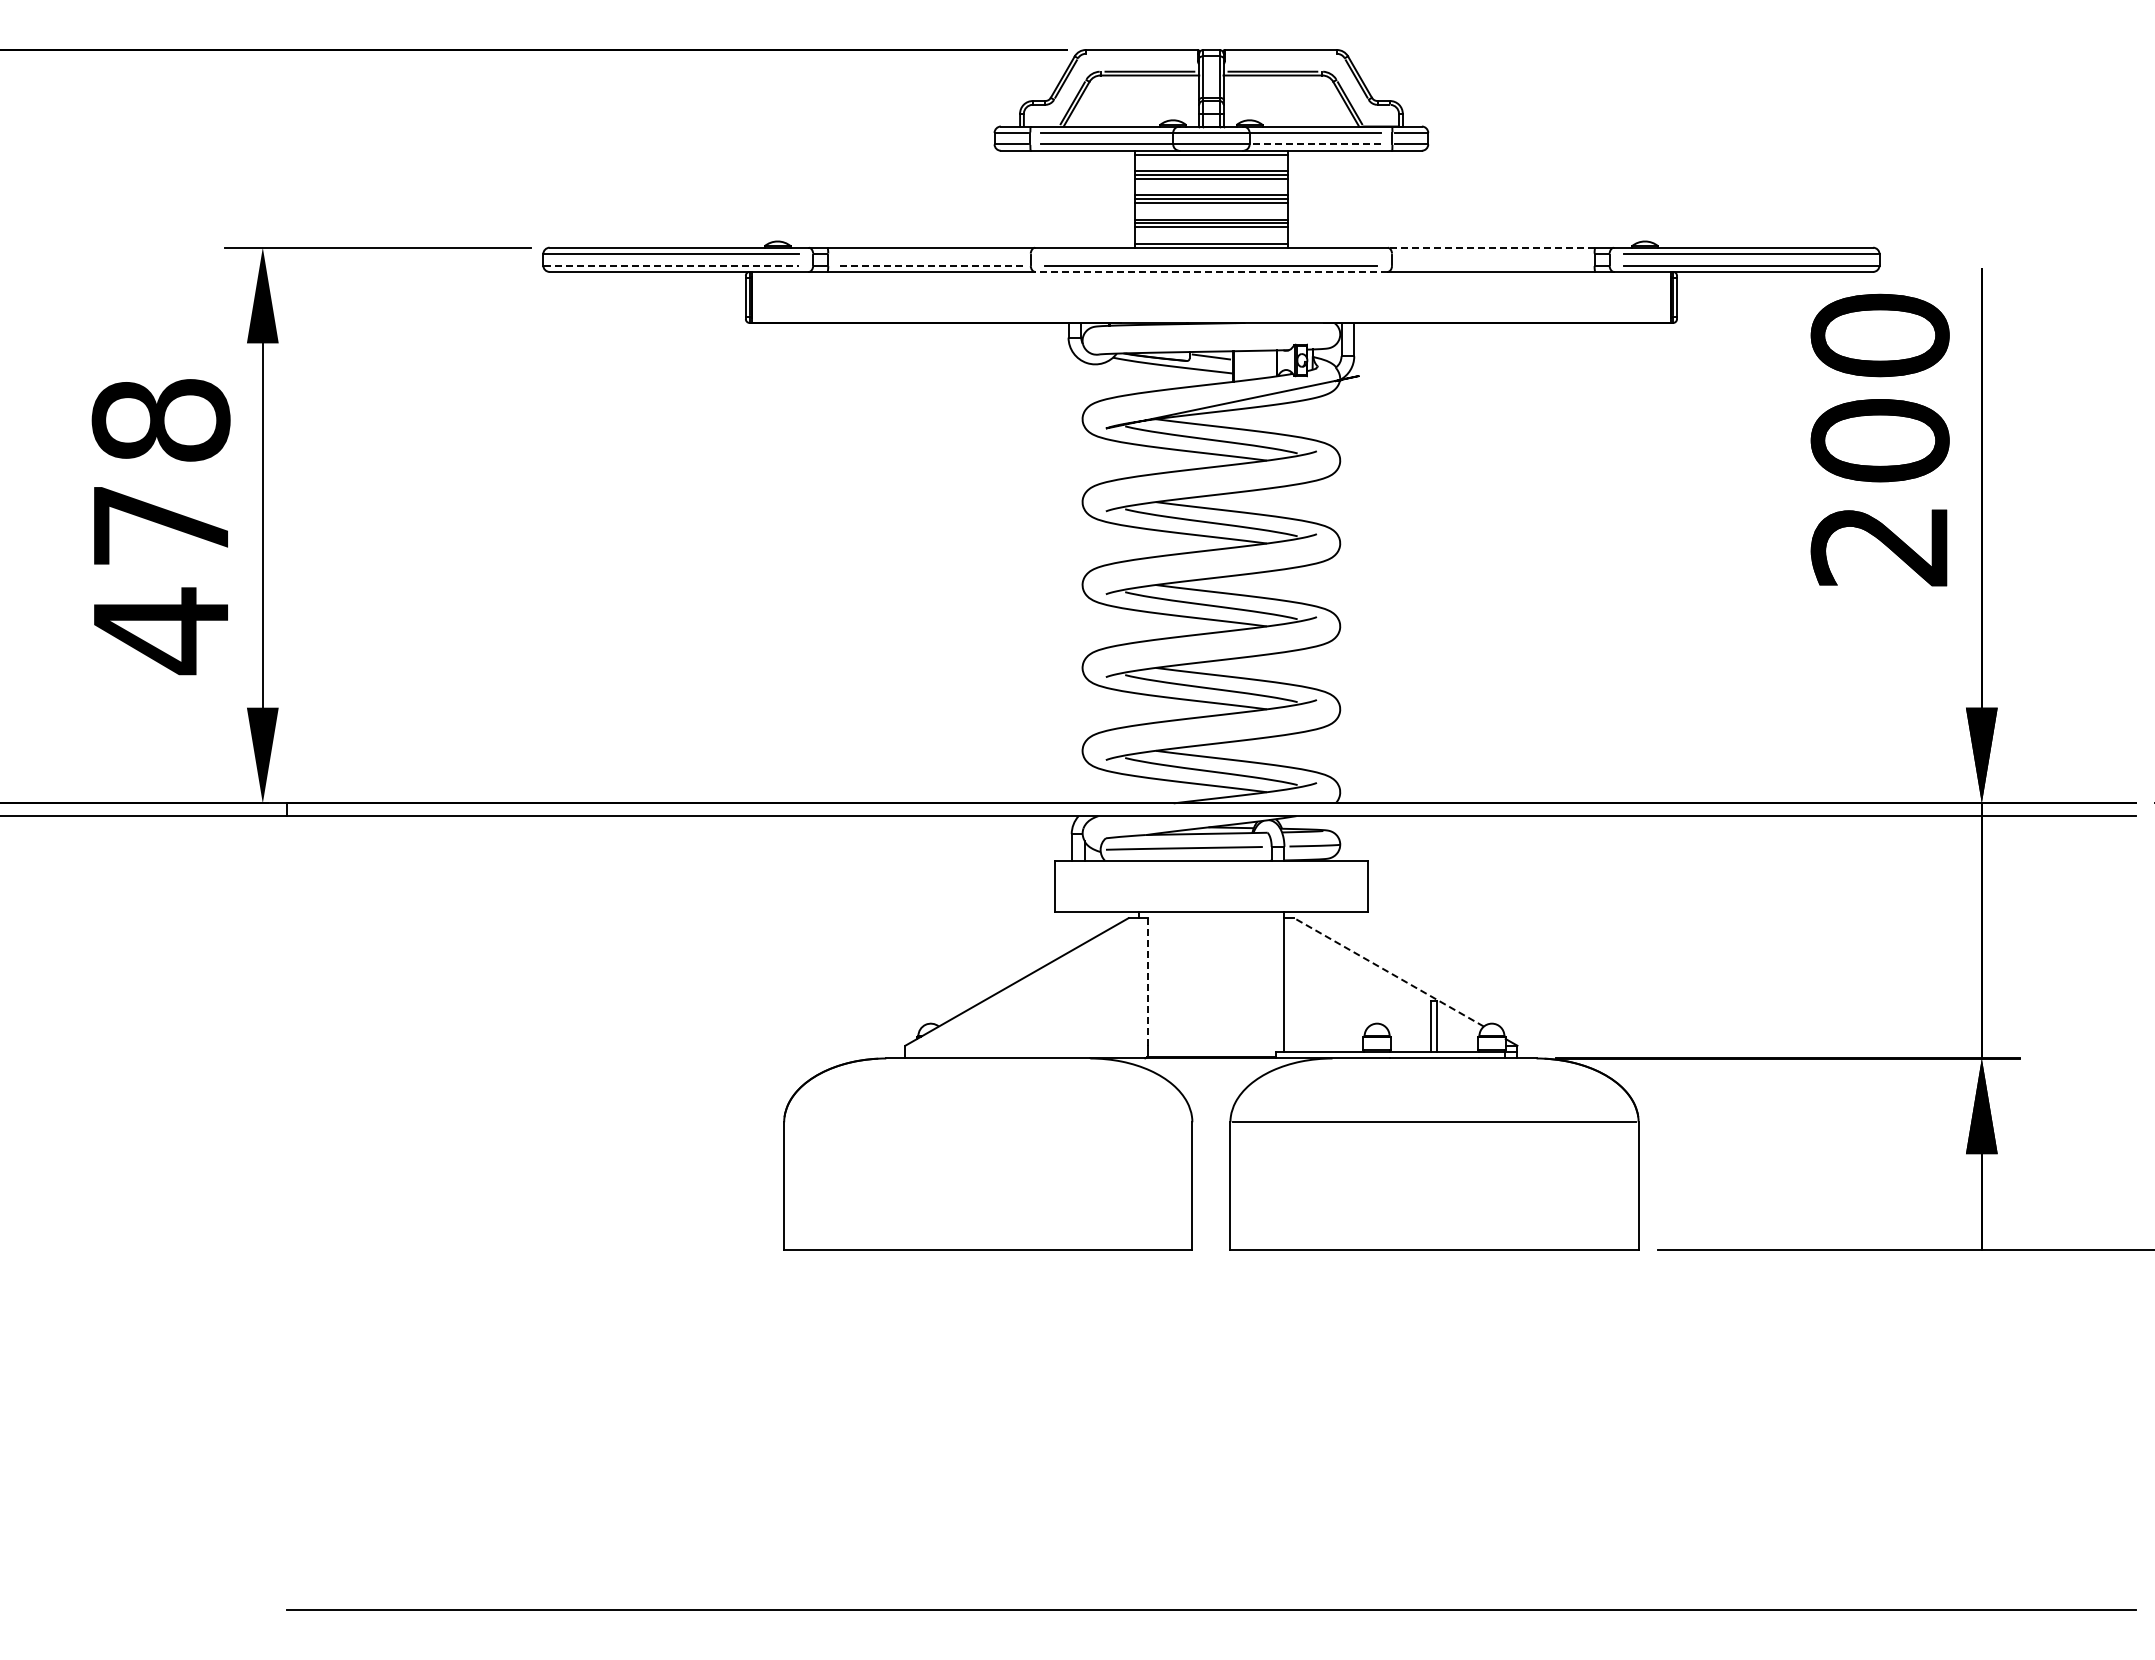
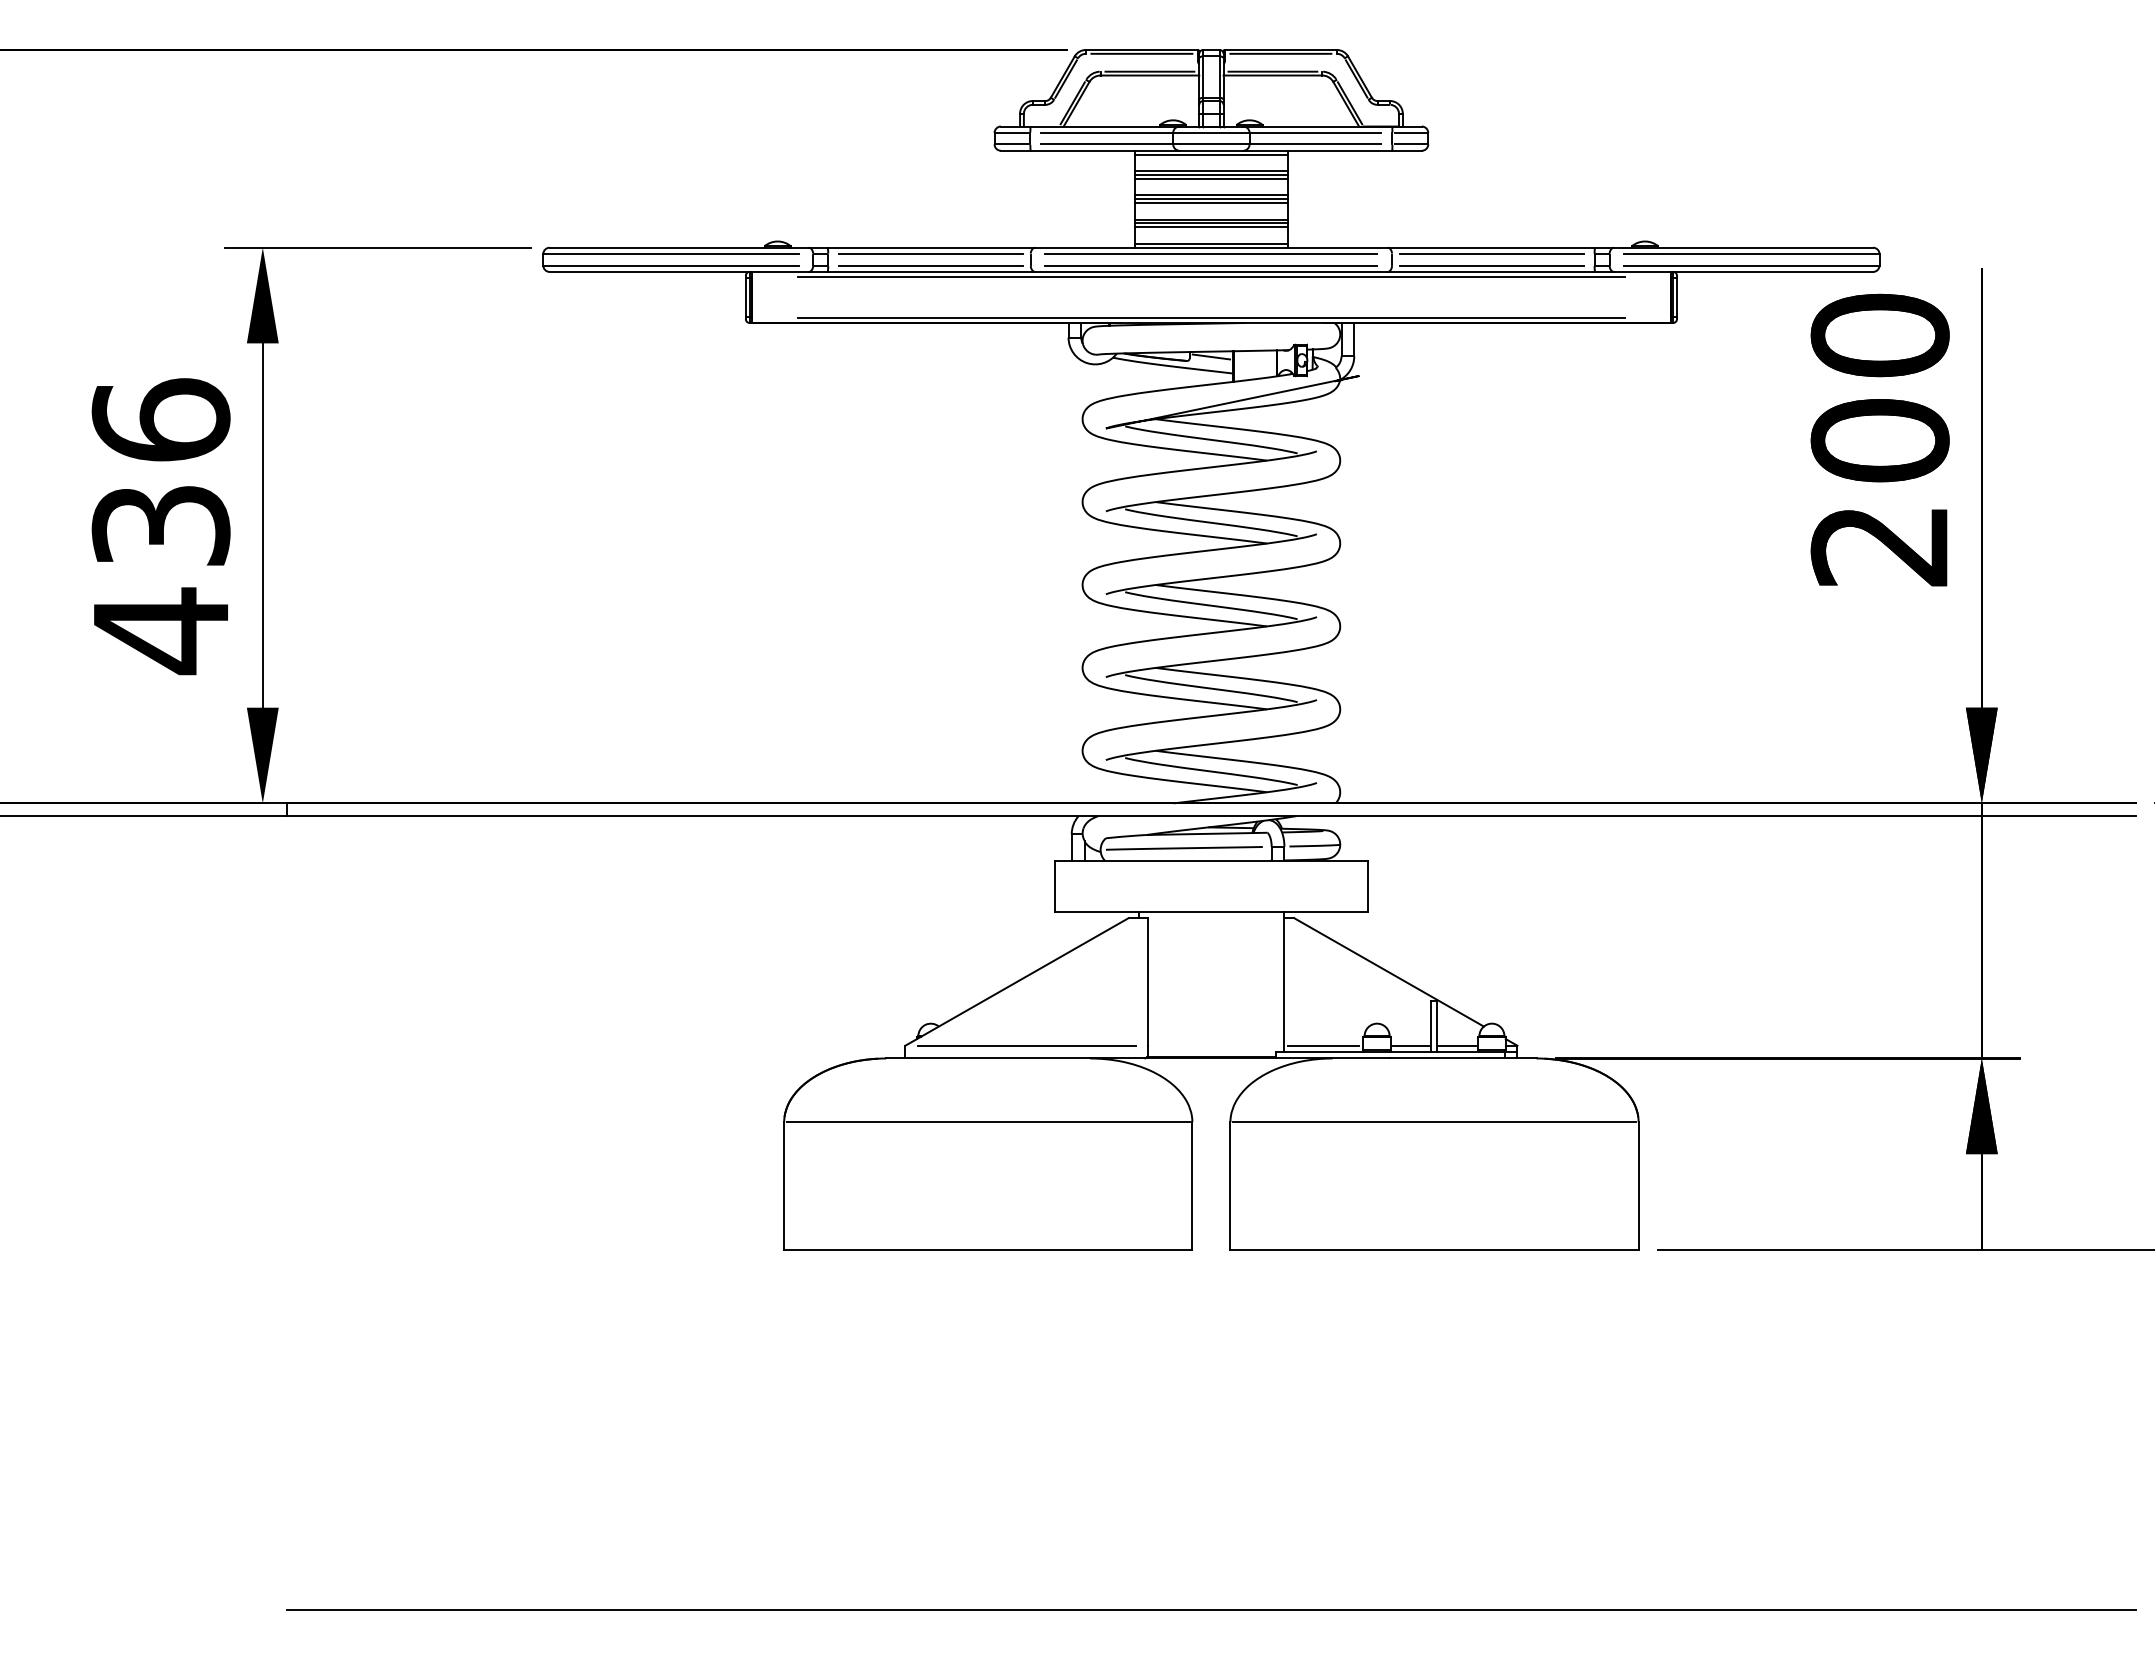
line: none -> present (1141, 53)
line: none -> present (1280, 53)
line: dashed -> solid (1315, 144)
line: dashed -> solid (1491, 247)
line: none -> present (930, 254)
line: none -> present (1211, 254)
line: none -> present (1491, 254)
line: dashed -> solid (672, 265)
line: dashed -> solid (931, 265)
line: none -> present (1491, 265)
line: dashed -> solid (1210, 271)
line: none -> present (1211, 277)
line: none -> present (1211, 317)
text: 478 -> 436 (160, 471)
line: dashed -> solid (1388, 972)
line: dashed -> solid (1147, 981)
line: none -> present (1026, 1045)
line: none -> present (1323, 1045)
line: none -> present (1410, 1045)
line: none -> present (1457, 1045)
line: none -> present (987, 1122)
